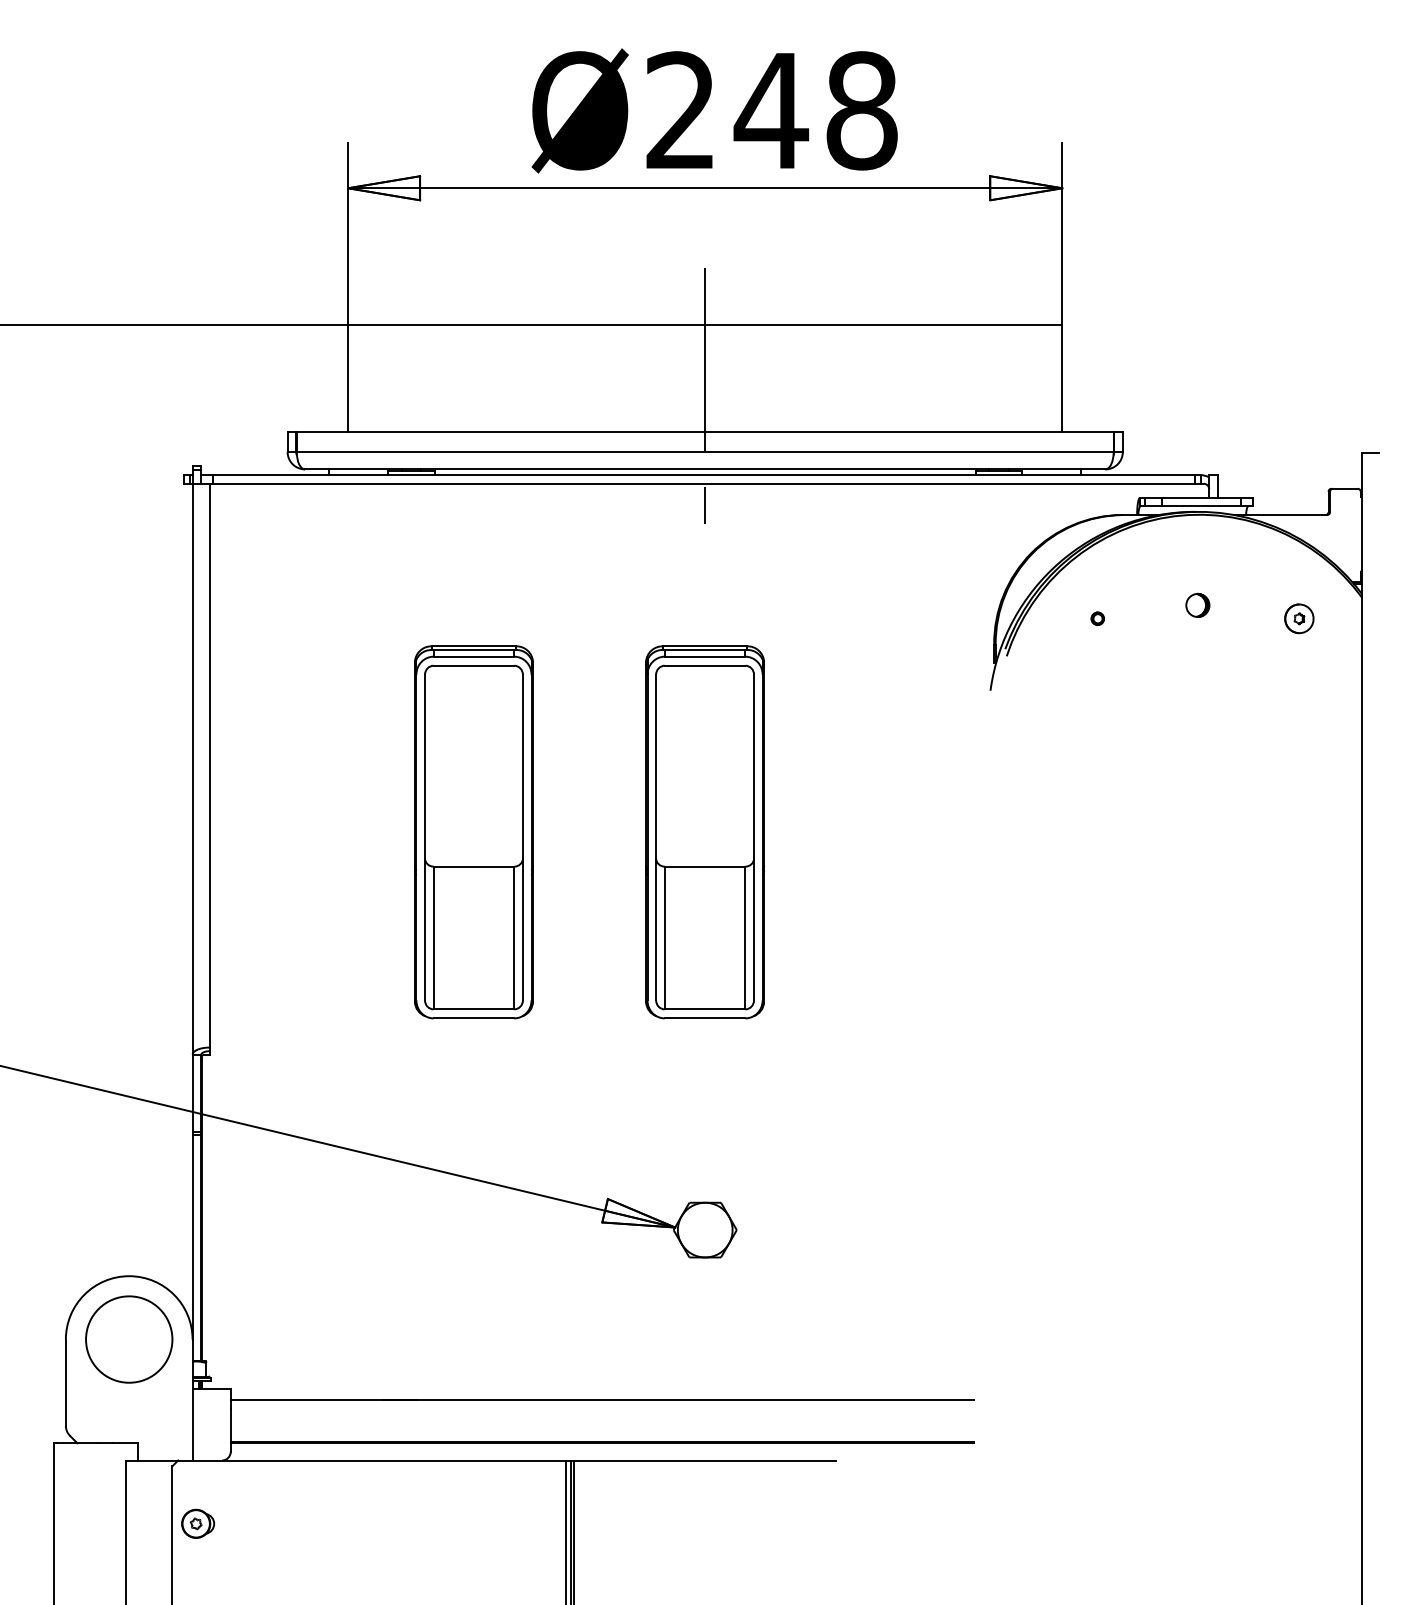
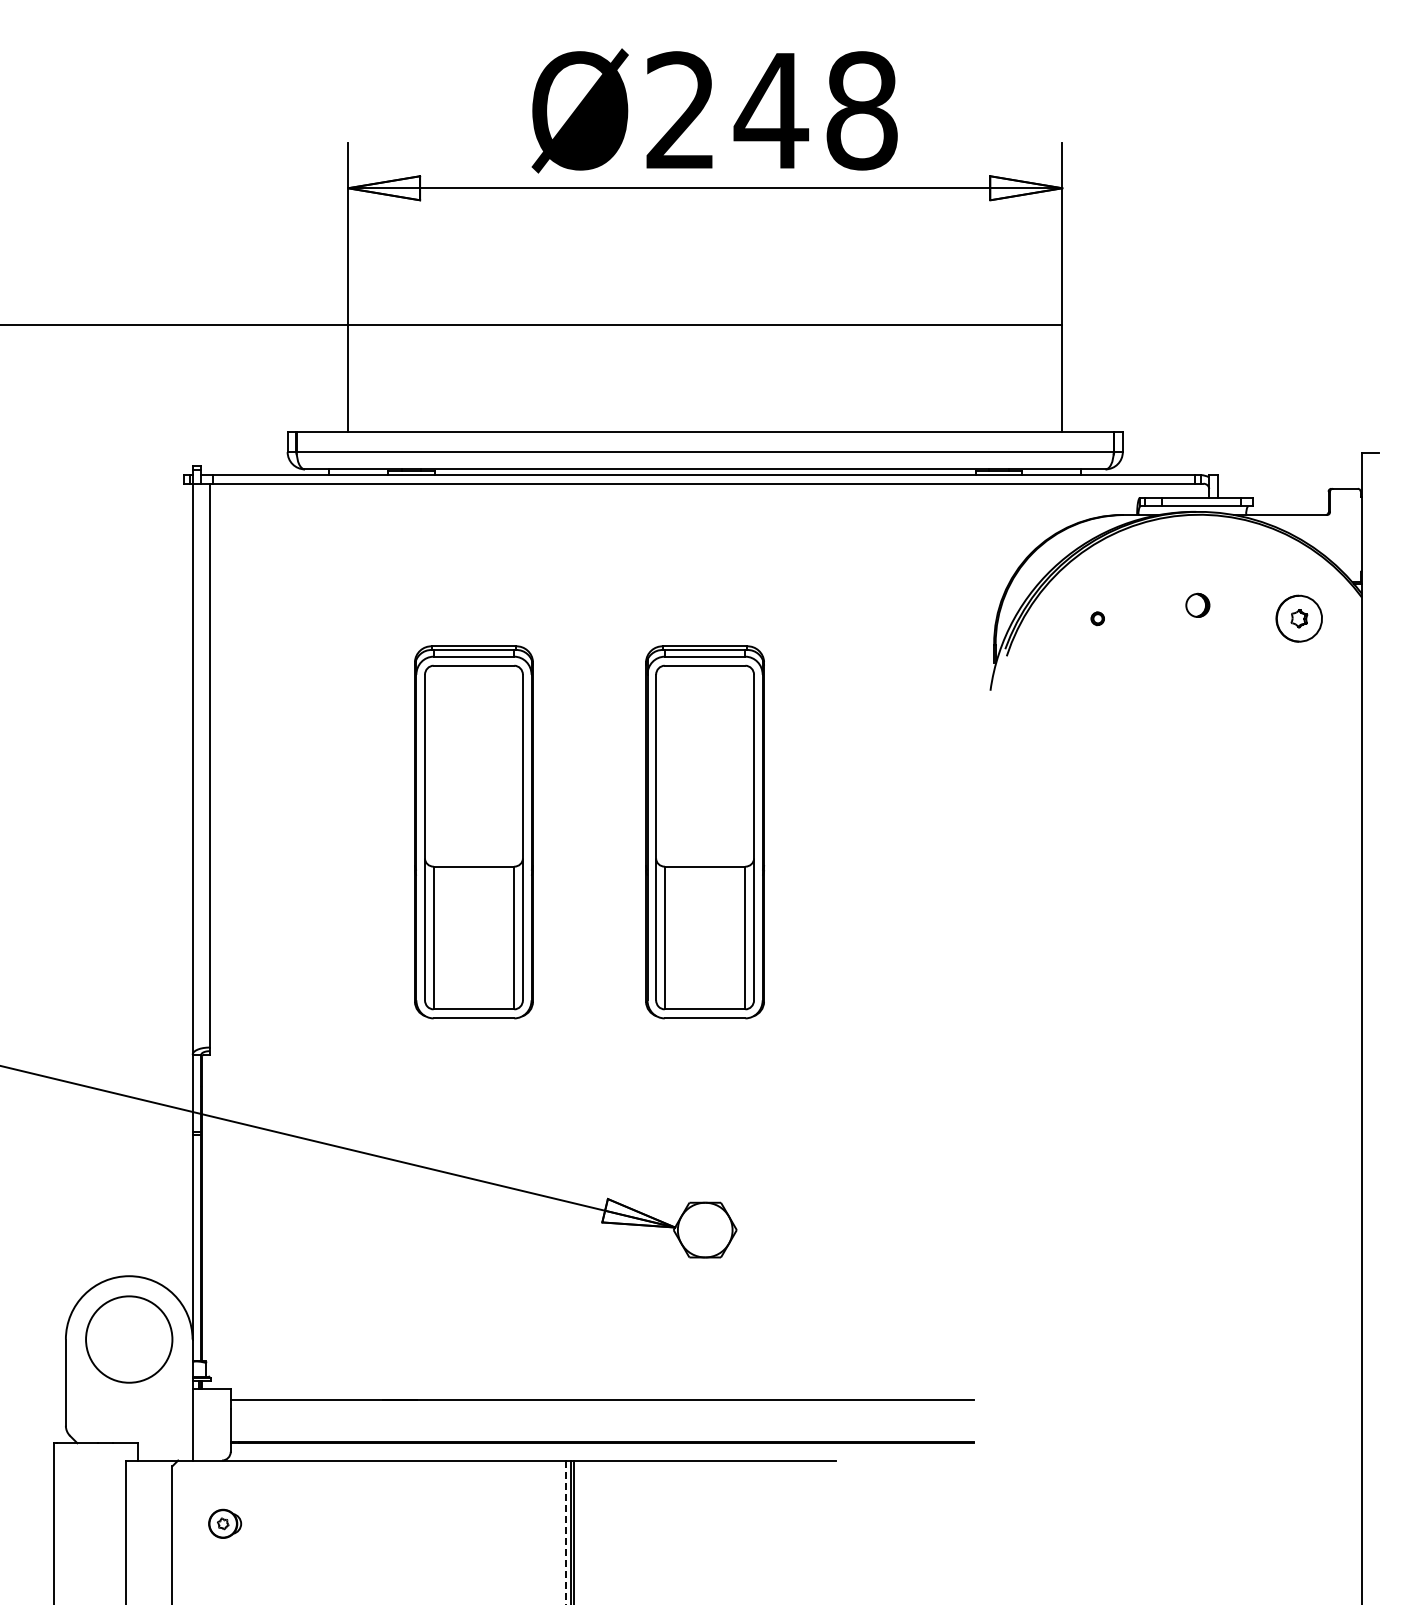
line: present -> none (705, 396)
part size: 31x32 px -> 48x49 px (1298, 618)
part position: (198, 1523) -> (225, 1523) (225, 1523)
line: solid -> dashed (565, 1532)
